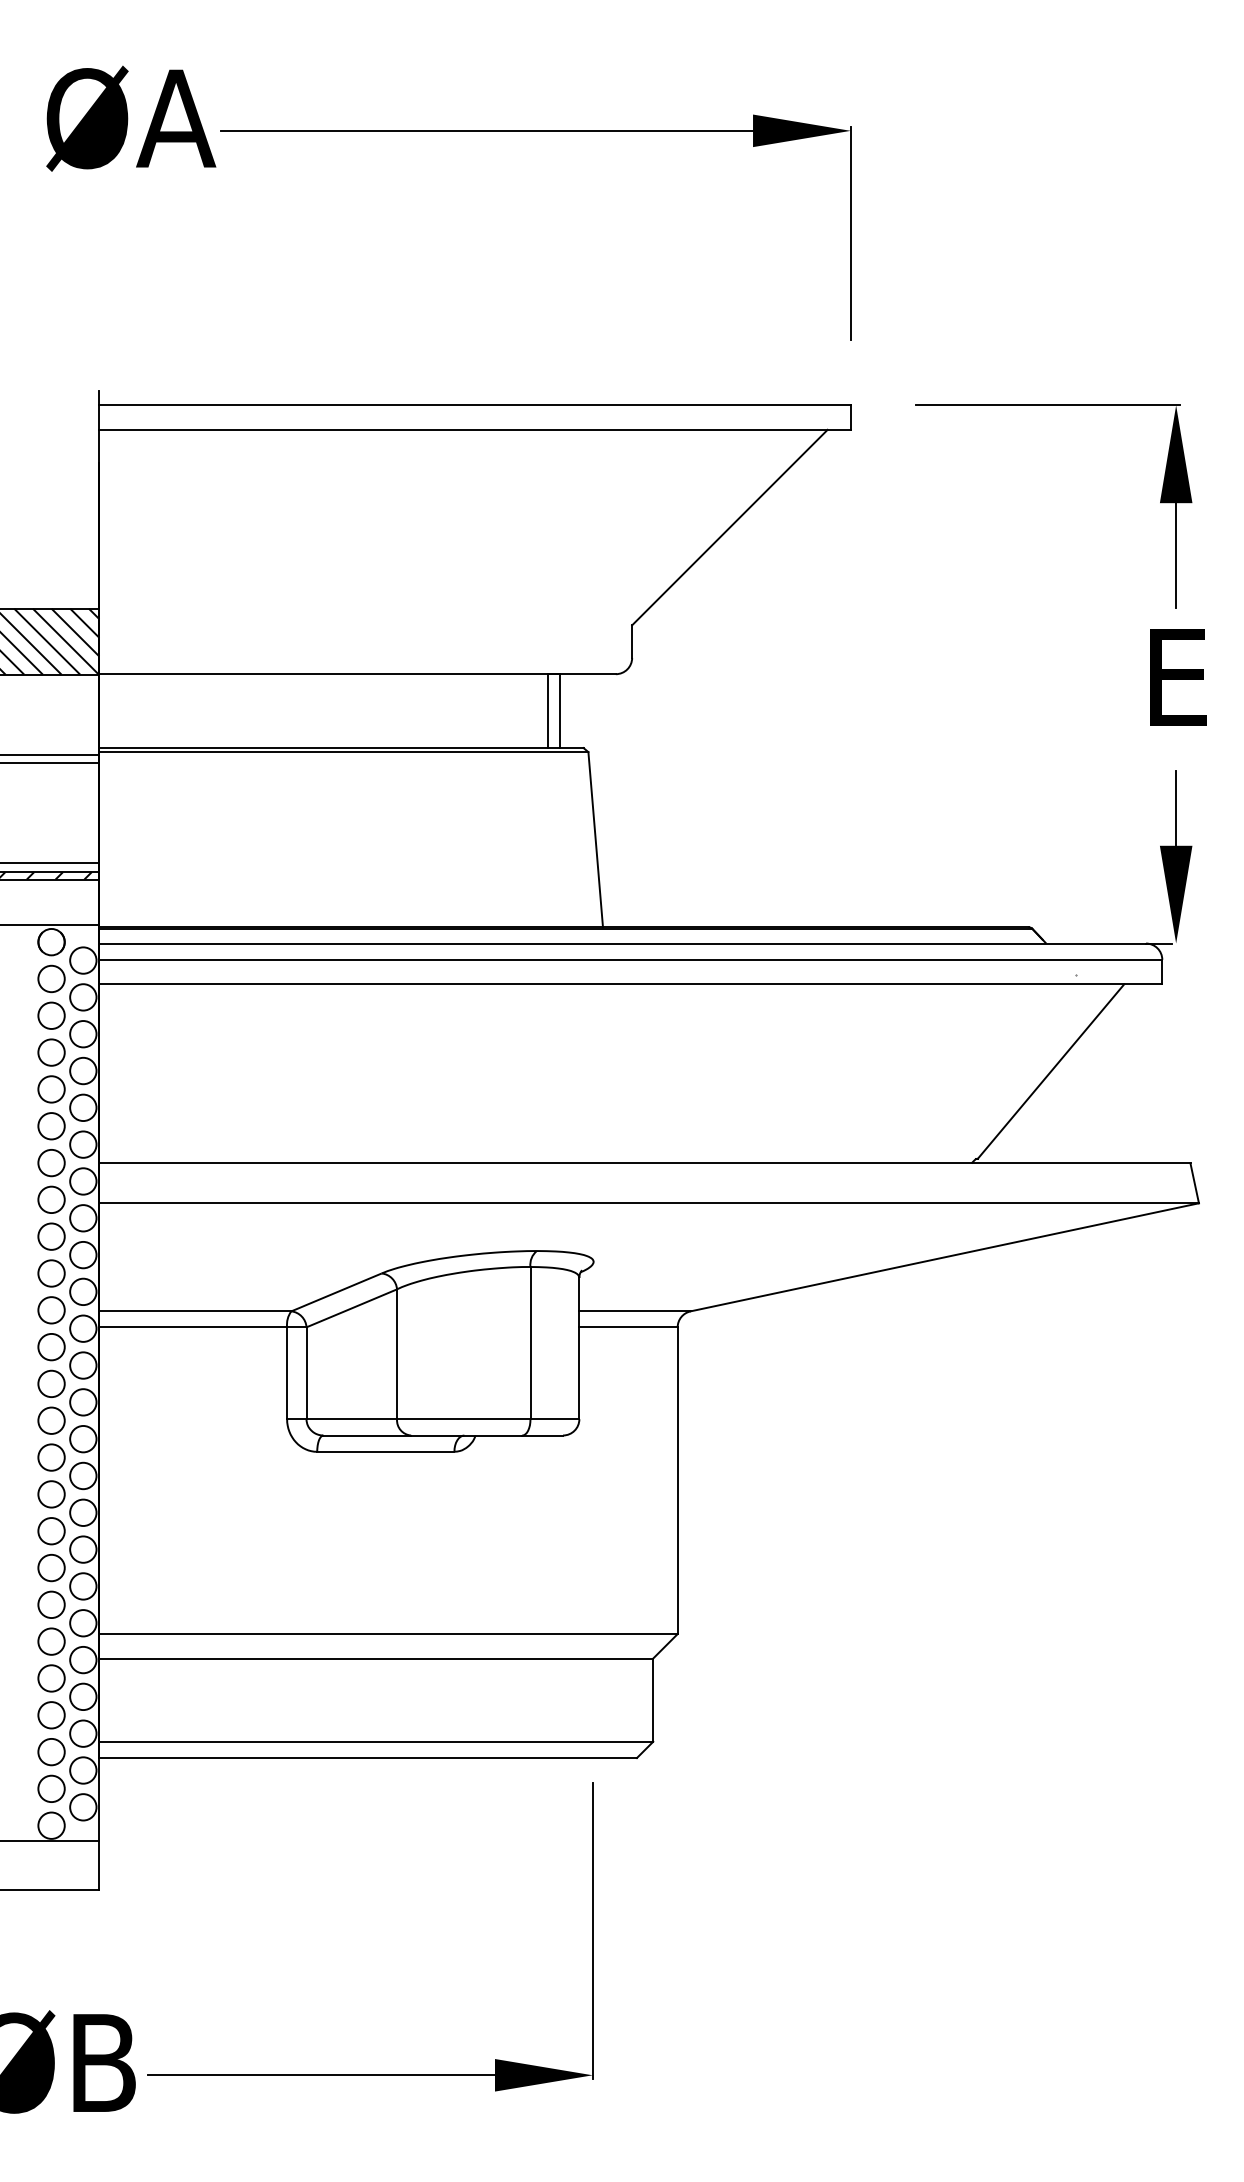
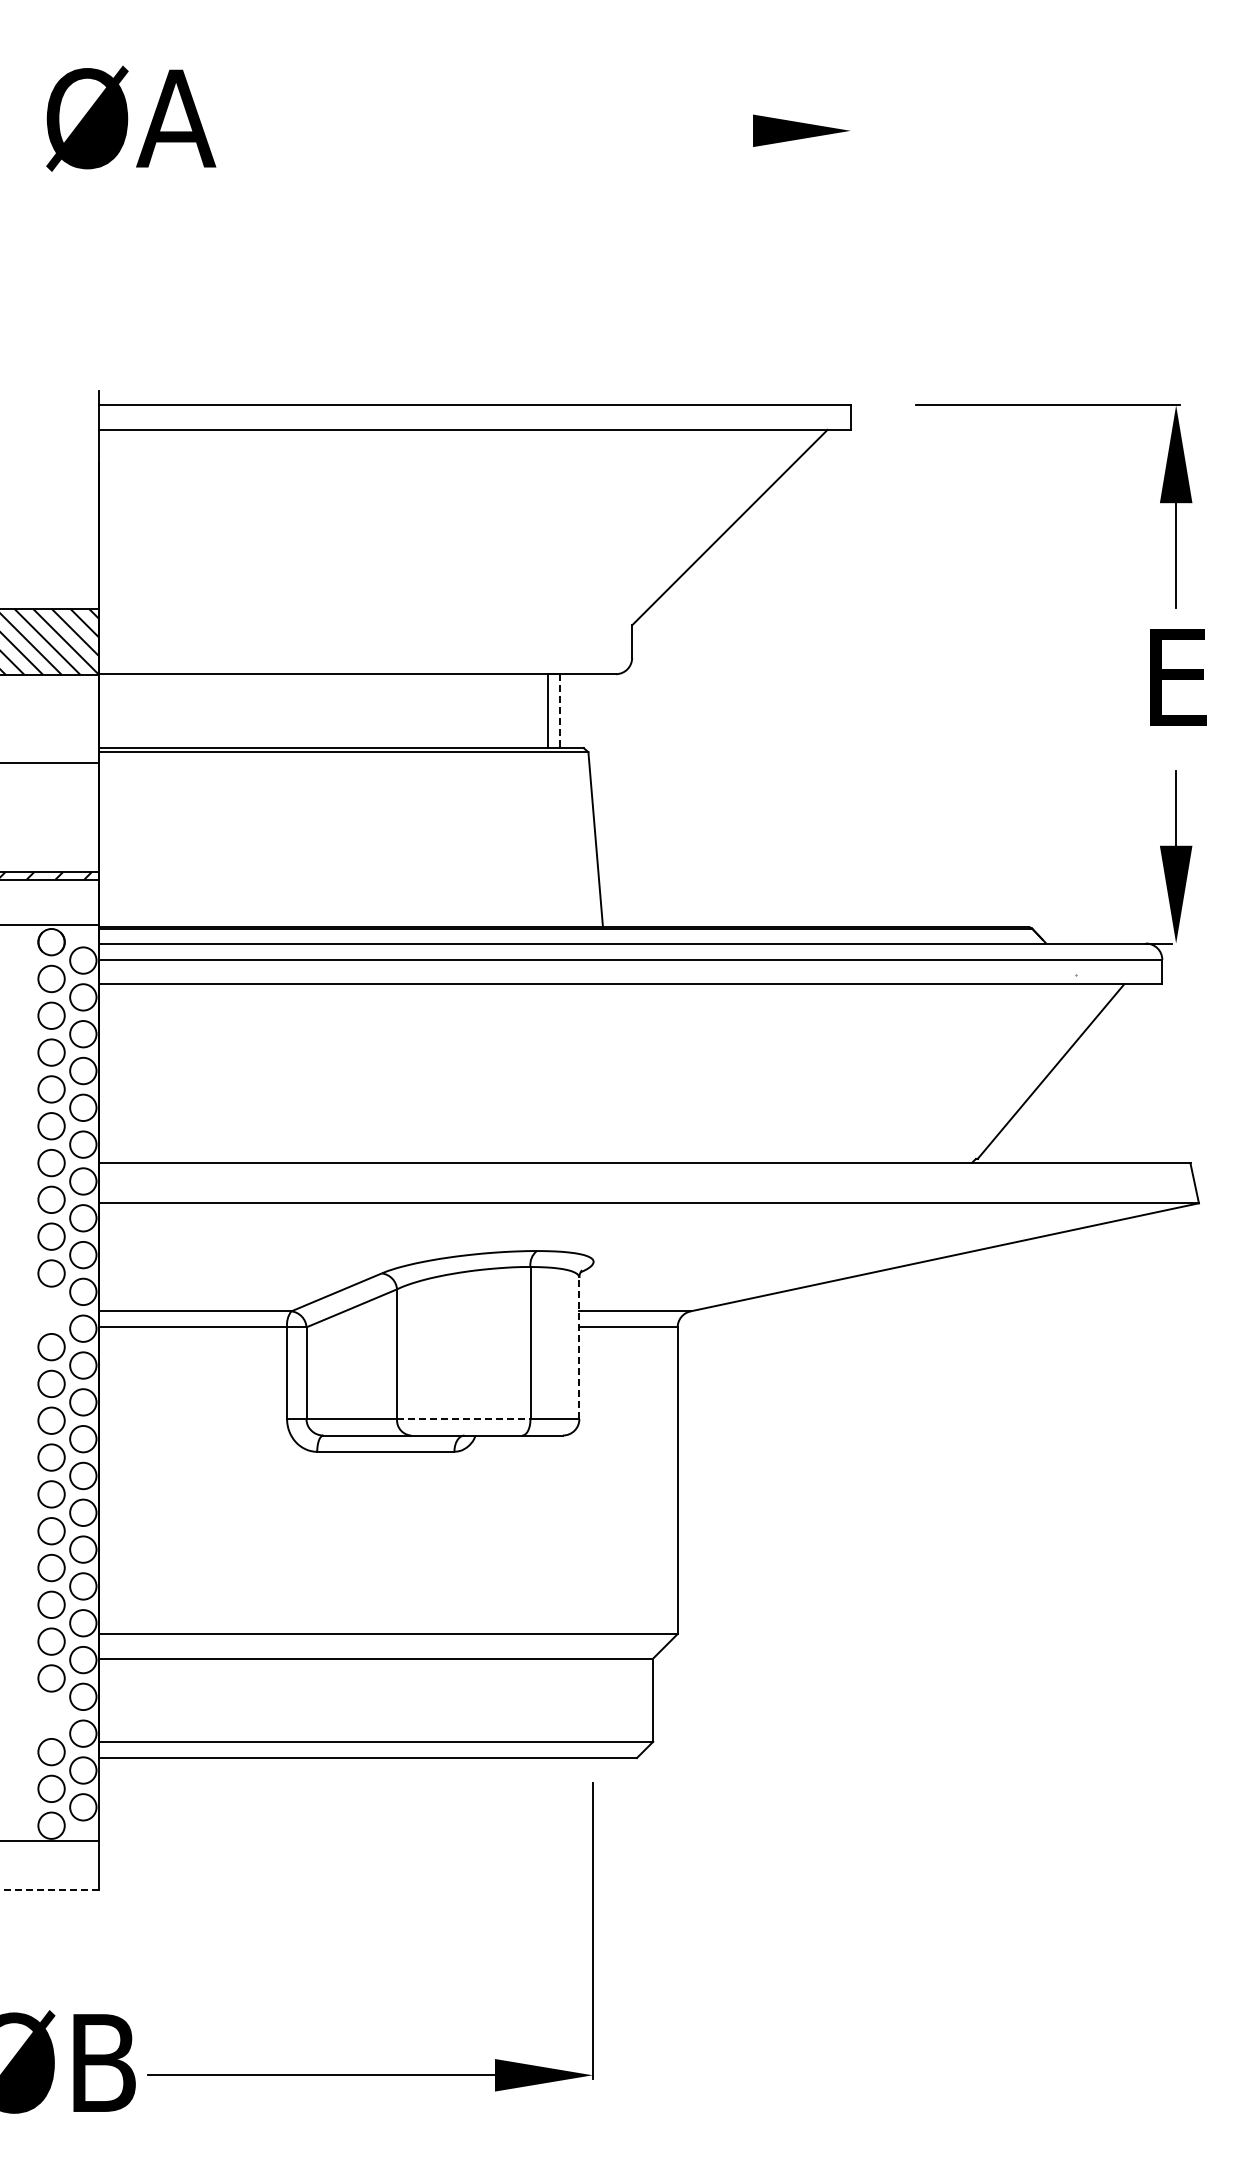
line: present -> none (486, 130)
line: present -> none (850, 233)
line: solid -> dashed (559, 711)
line: present -> none (50, 755)
line: present -> none (50, 863)
circle: present -> none (51, 1310)
line: solid -> dashed (579, 1348)
line: solid -> dashed (463, 1419)
circle: present -> none (51, 1715)
line: solid -> dashed (50, 1890)
